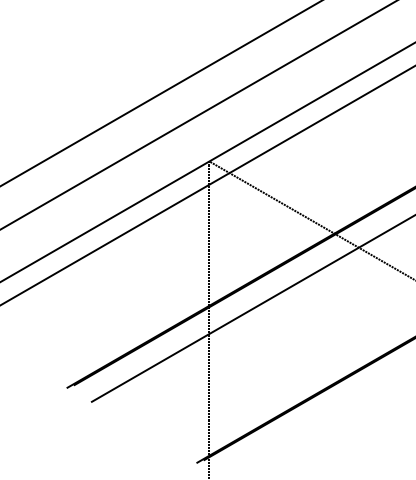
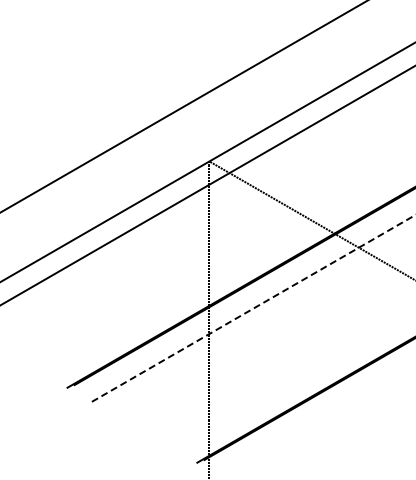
line: present -> none (160, 93)
line position: (198, 115) -> (183, 106) (183, 106)
line: solid -> dashed (253, 308)
